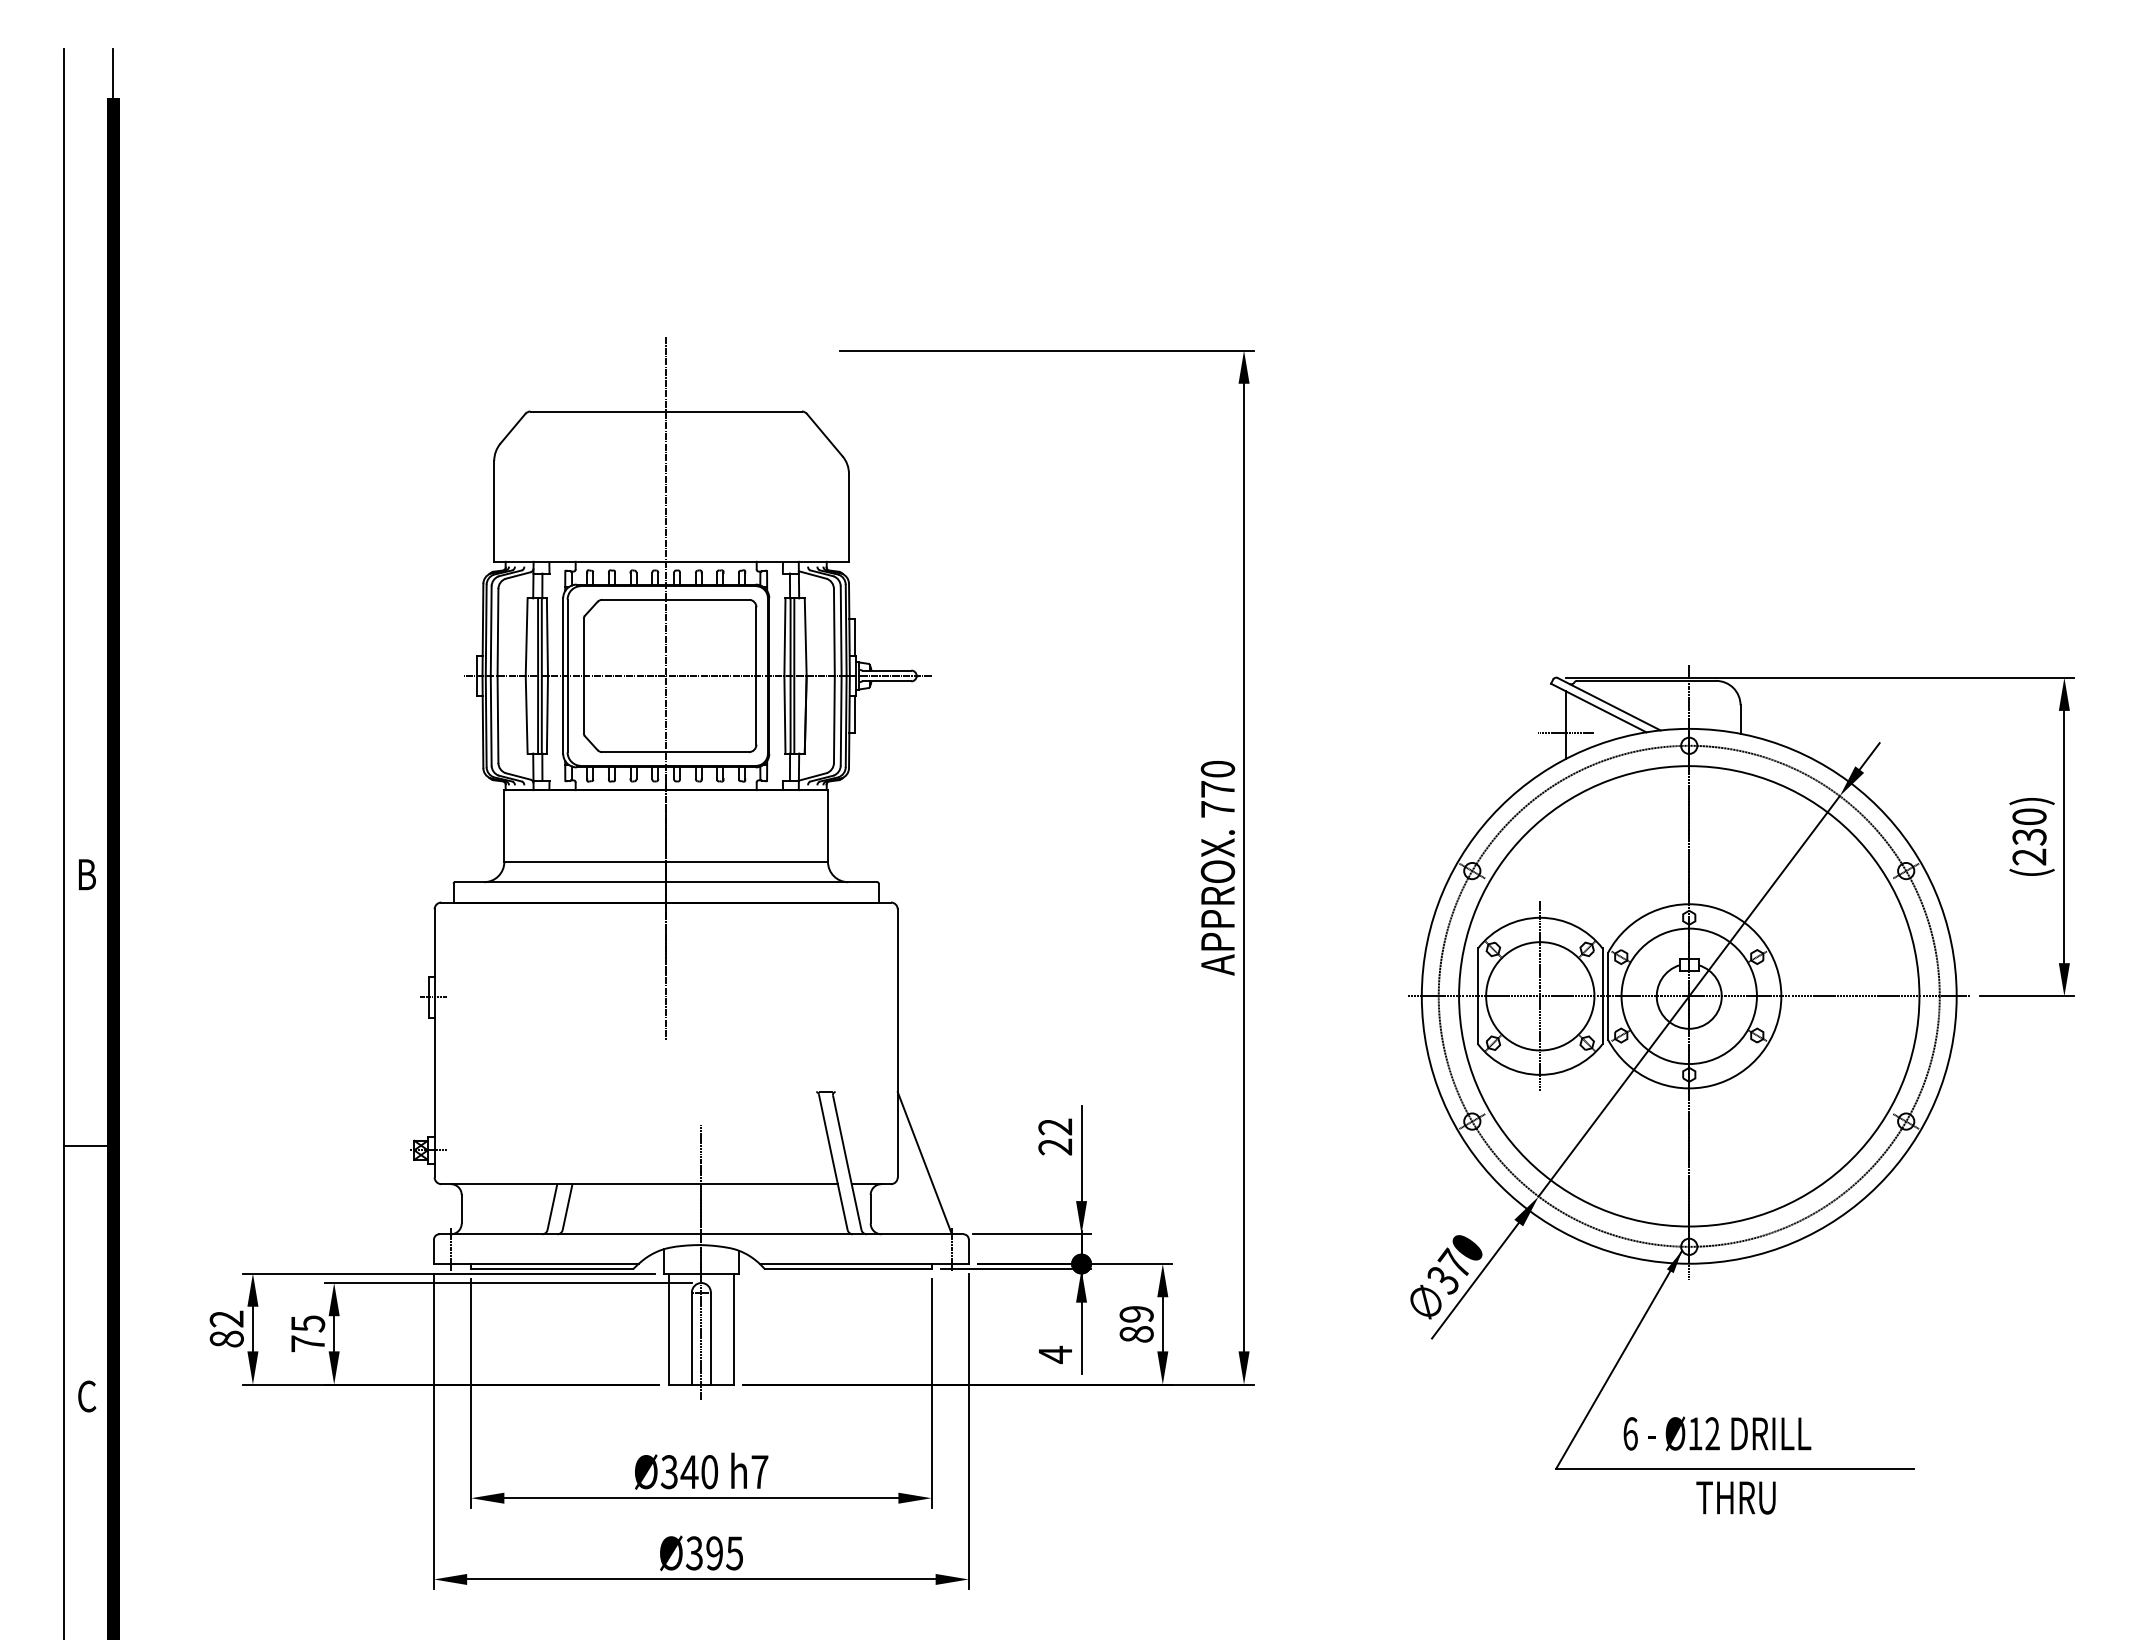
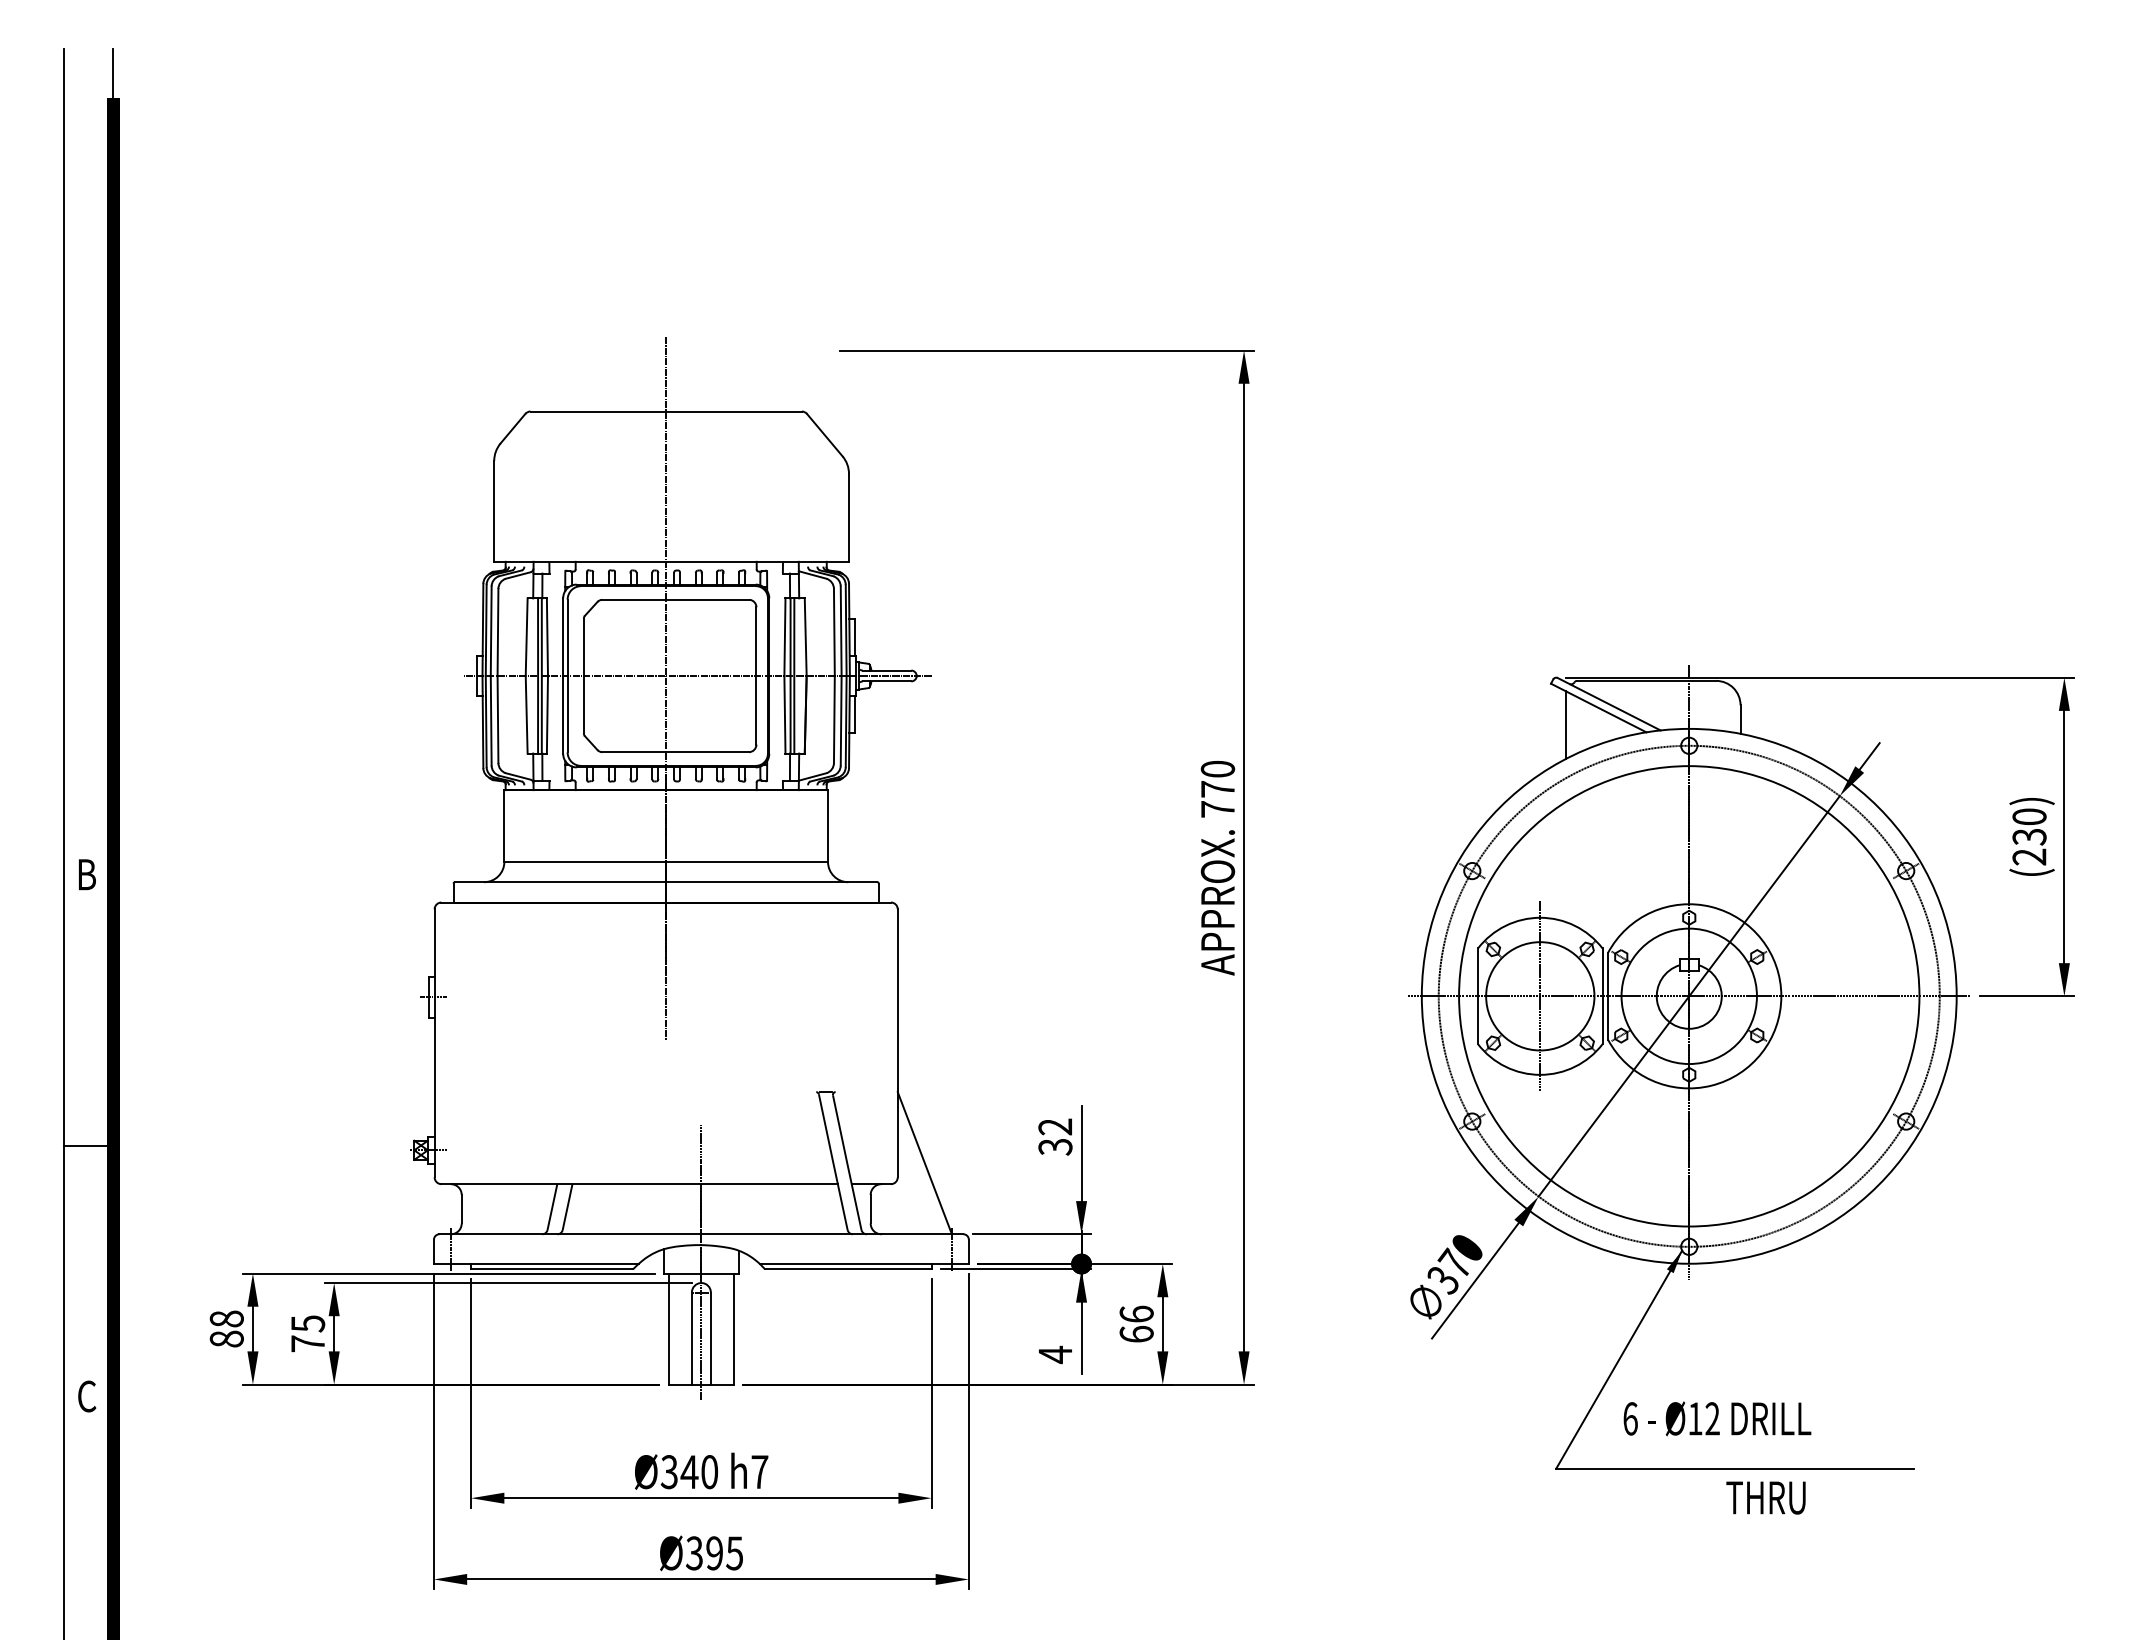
line: present -> none (1565, 733)
text: 22 -> 32 (1055, 1146)
text: 82 -> 88 (226, 1318)
text: 89 -> 66 (1136, 1323)
text position: (1717, 1433) -> (1717, 1418) (1717, 1418)
text position: (1735, 1497) -> (1765, 1497) (1765, 1497)
